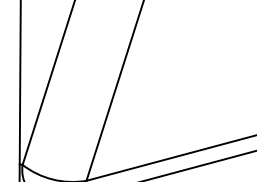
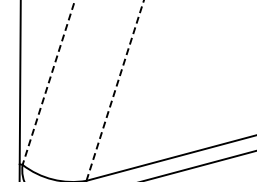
line: solid -> dashed (48, 83)
line: solid -> dashed (115, 90)
